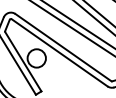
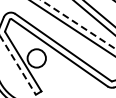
line: solid -> dashed (79, 25)
line: solid -> dashed (18, 66)
